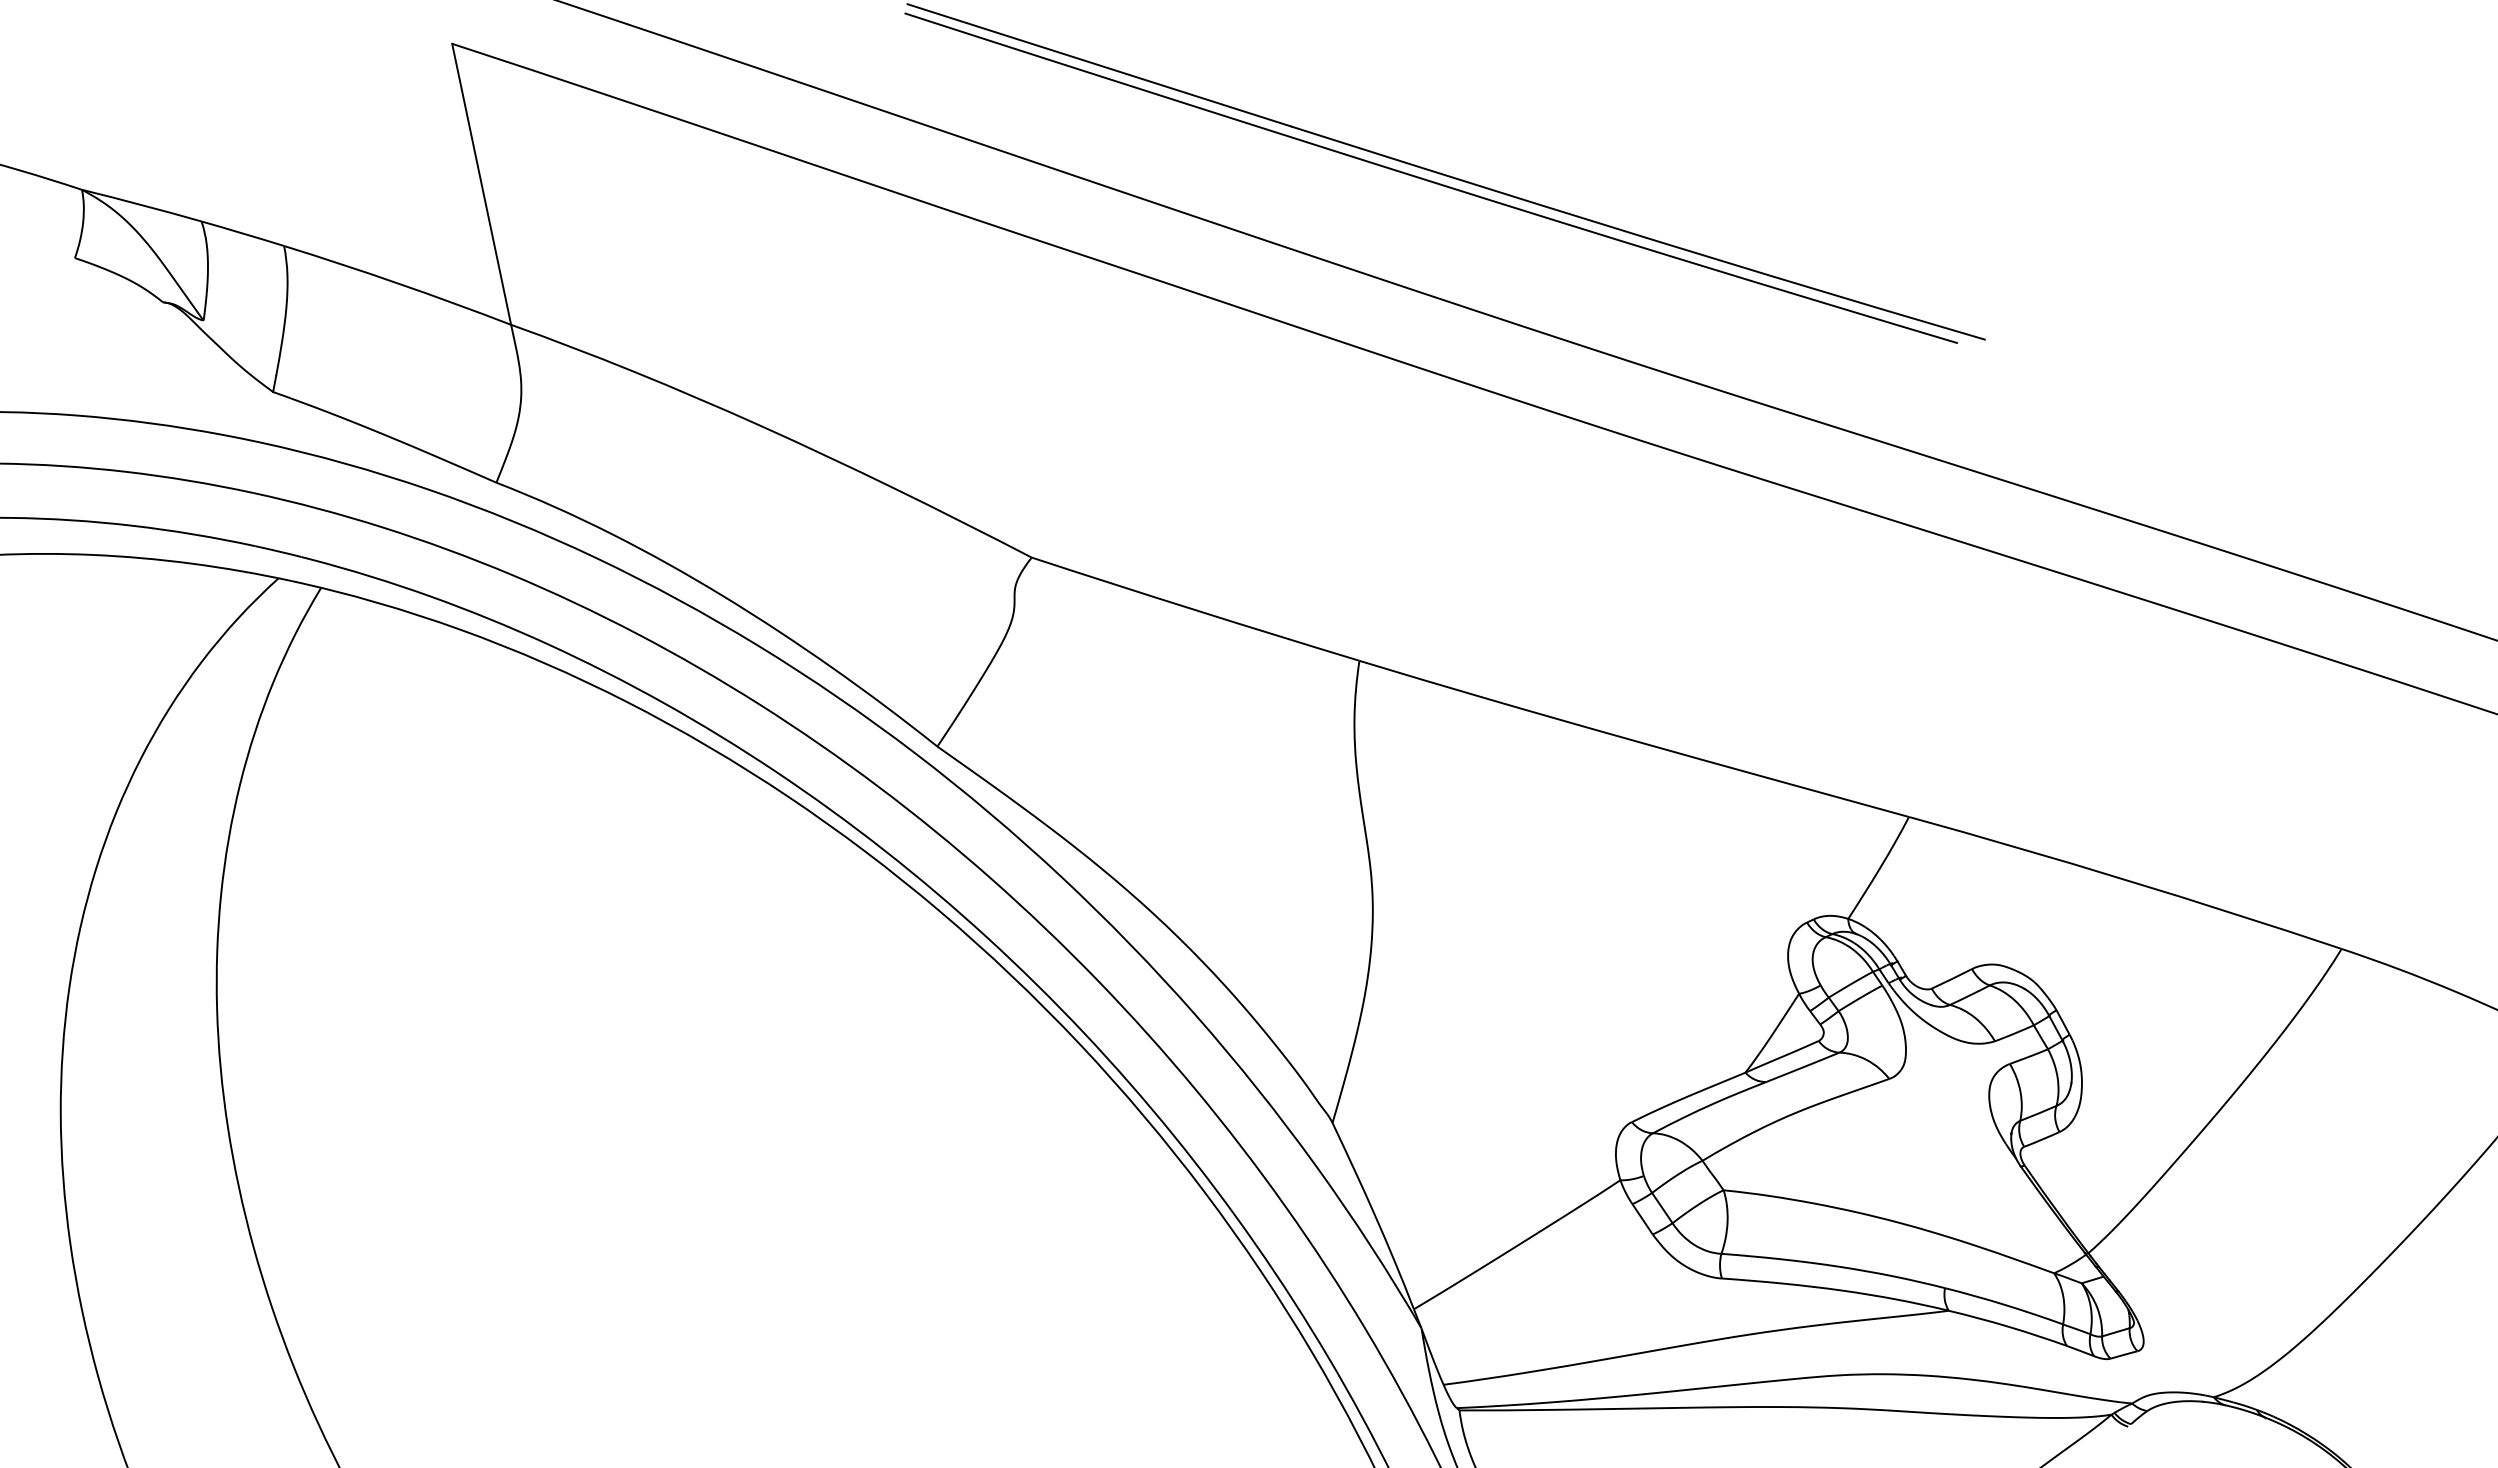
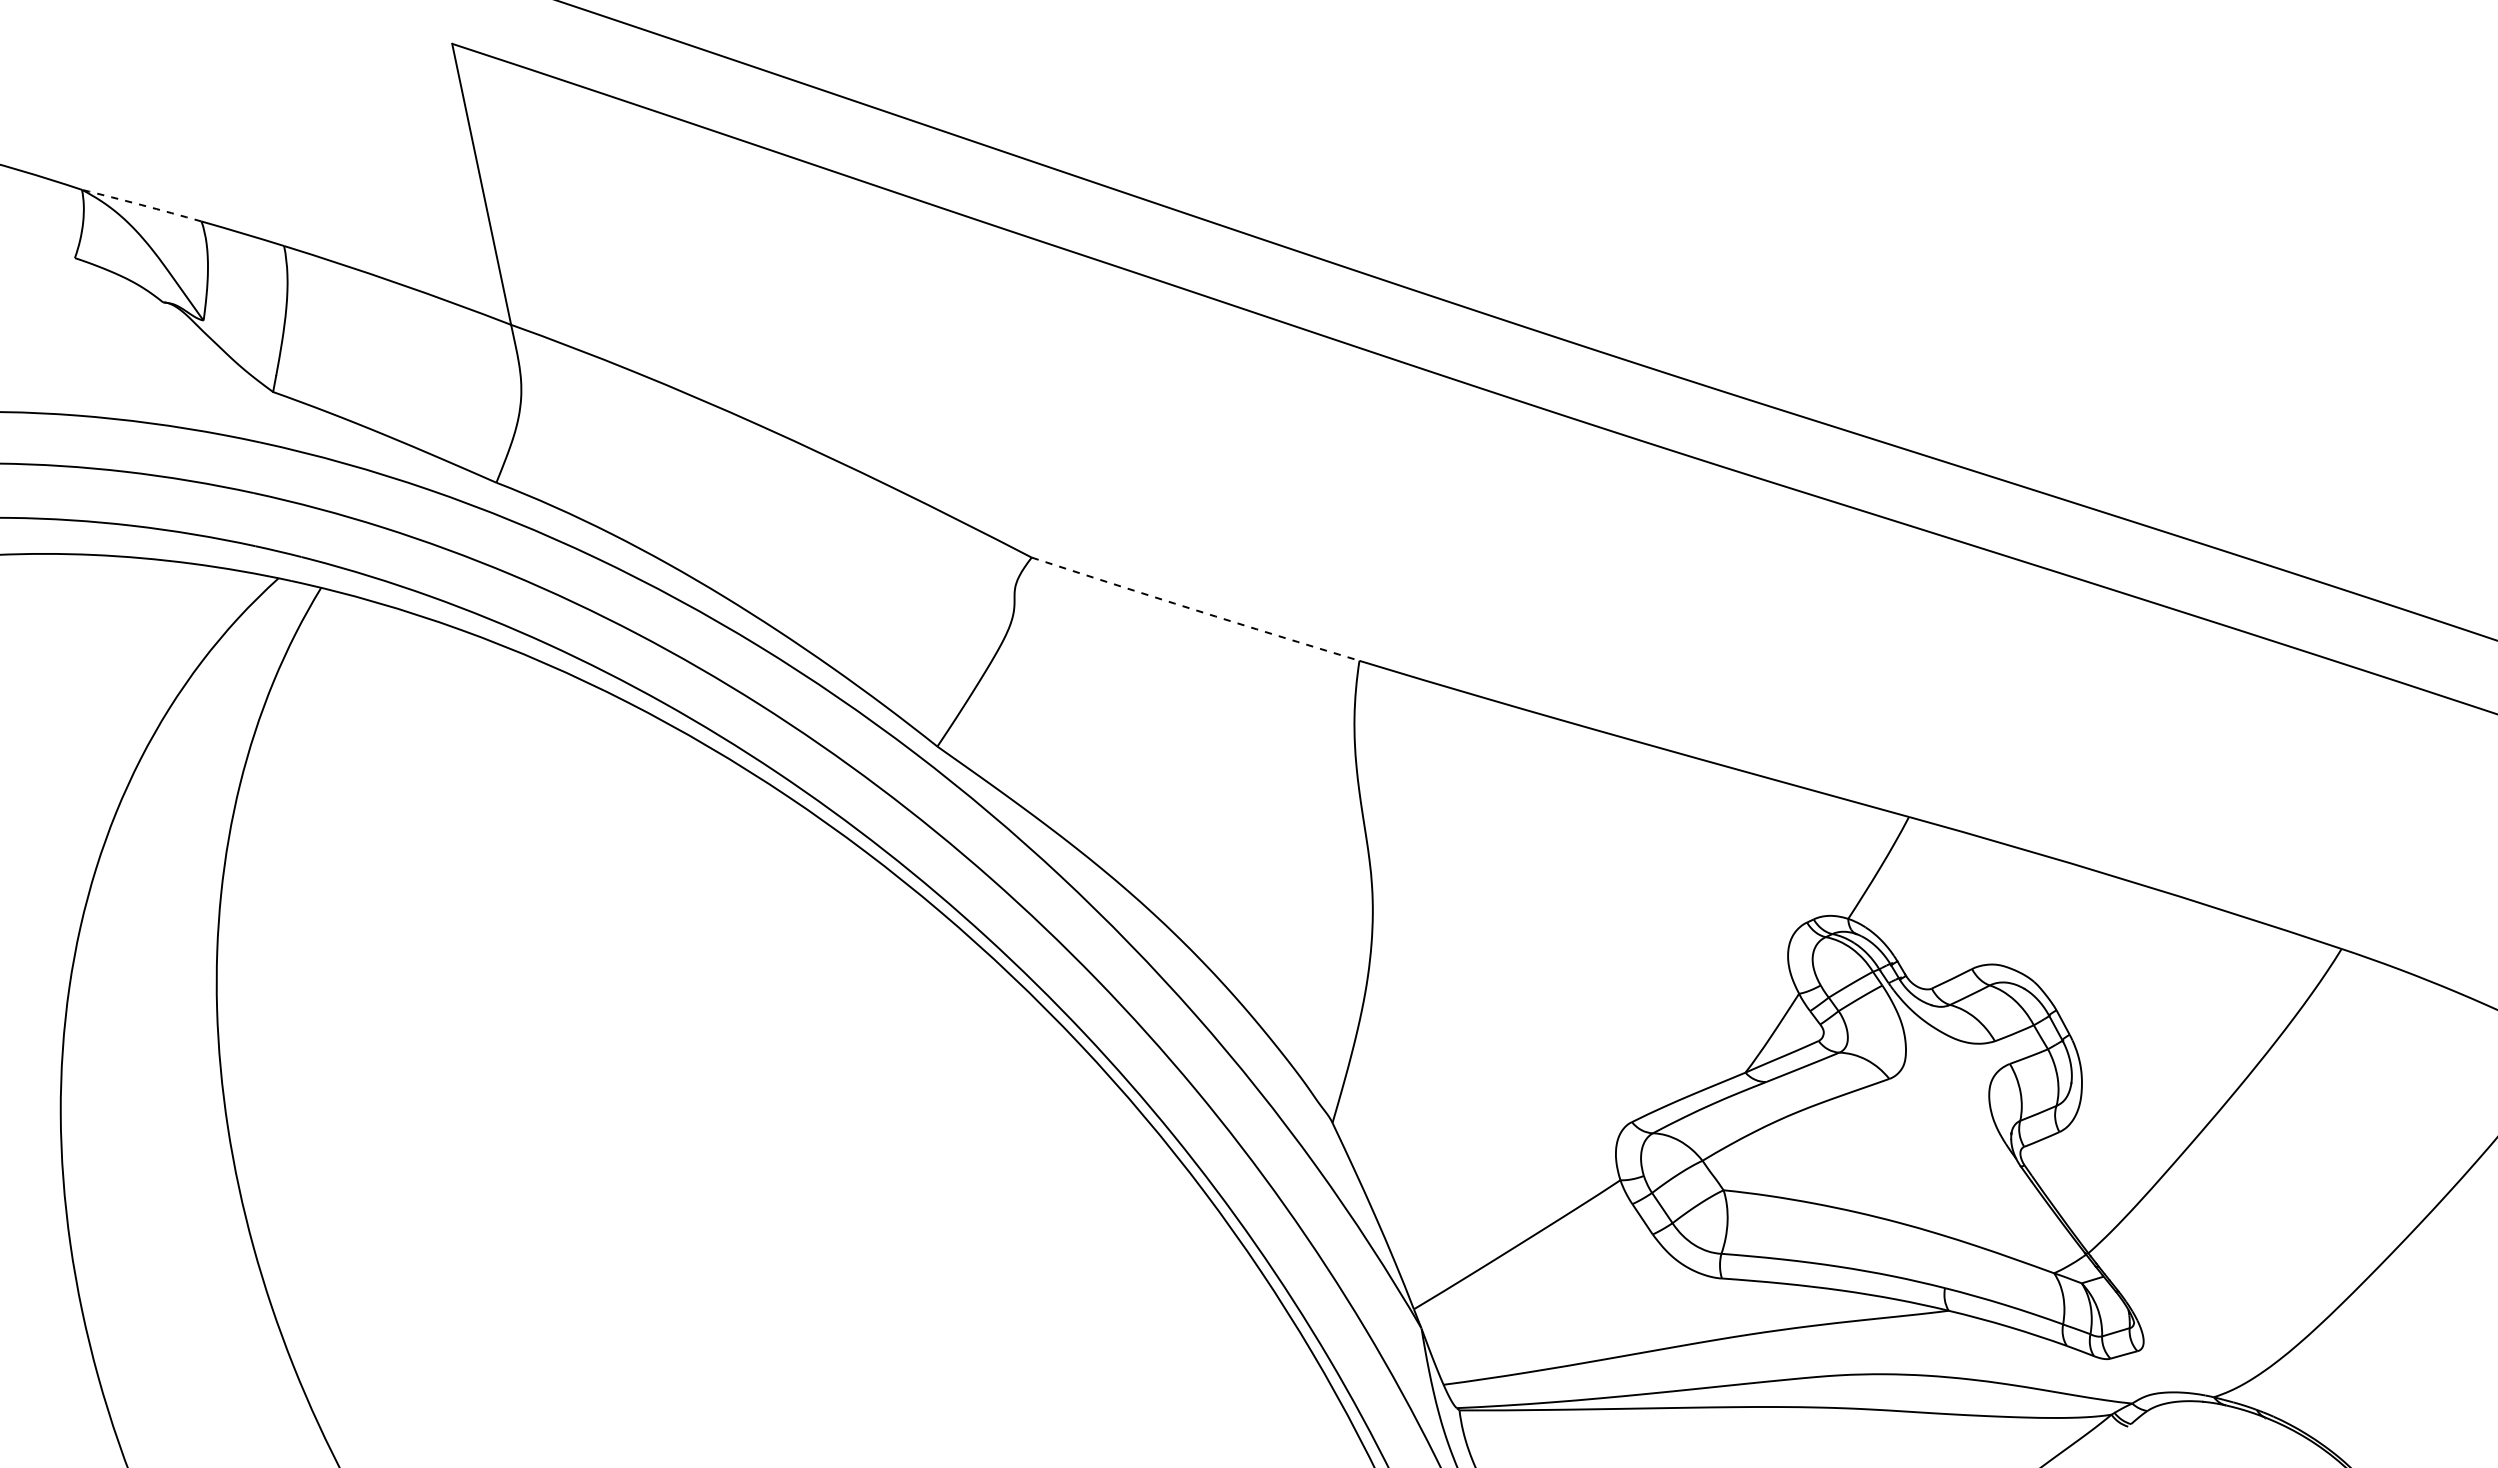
part: present -> none (1444, 173)
arc: solid -> dashed (141, 205)
arc: solid -> dashed (1195, 610)
